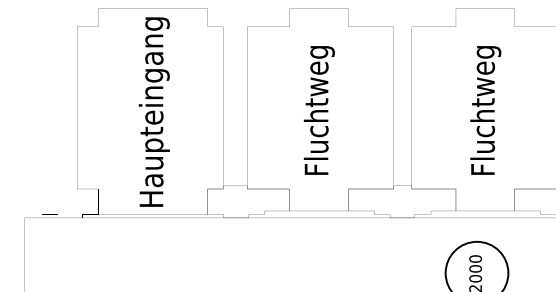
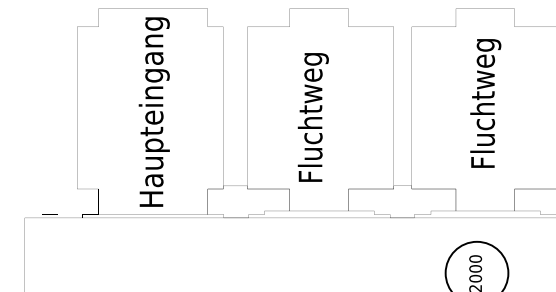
text position: (318, 110) -> (312, 117) (312, 117)
text position: (485, 110) -> (485, 103) (485, 103)
